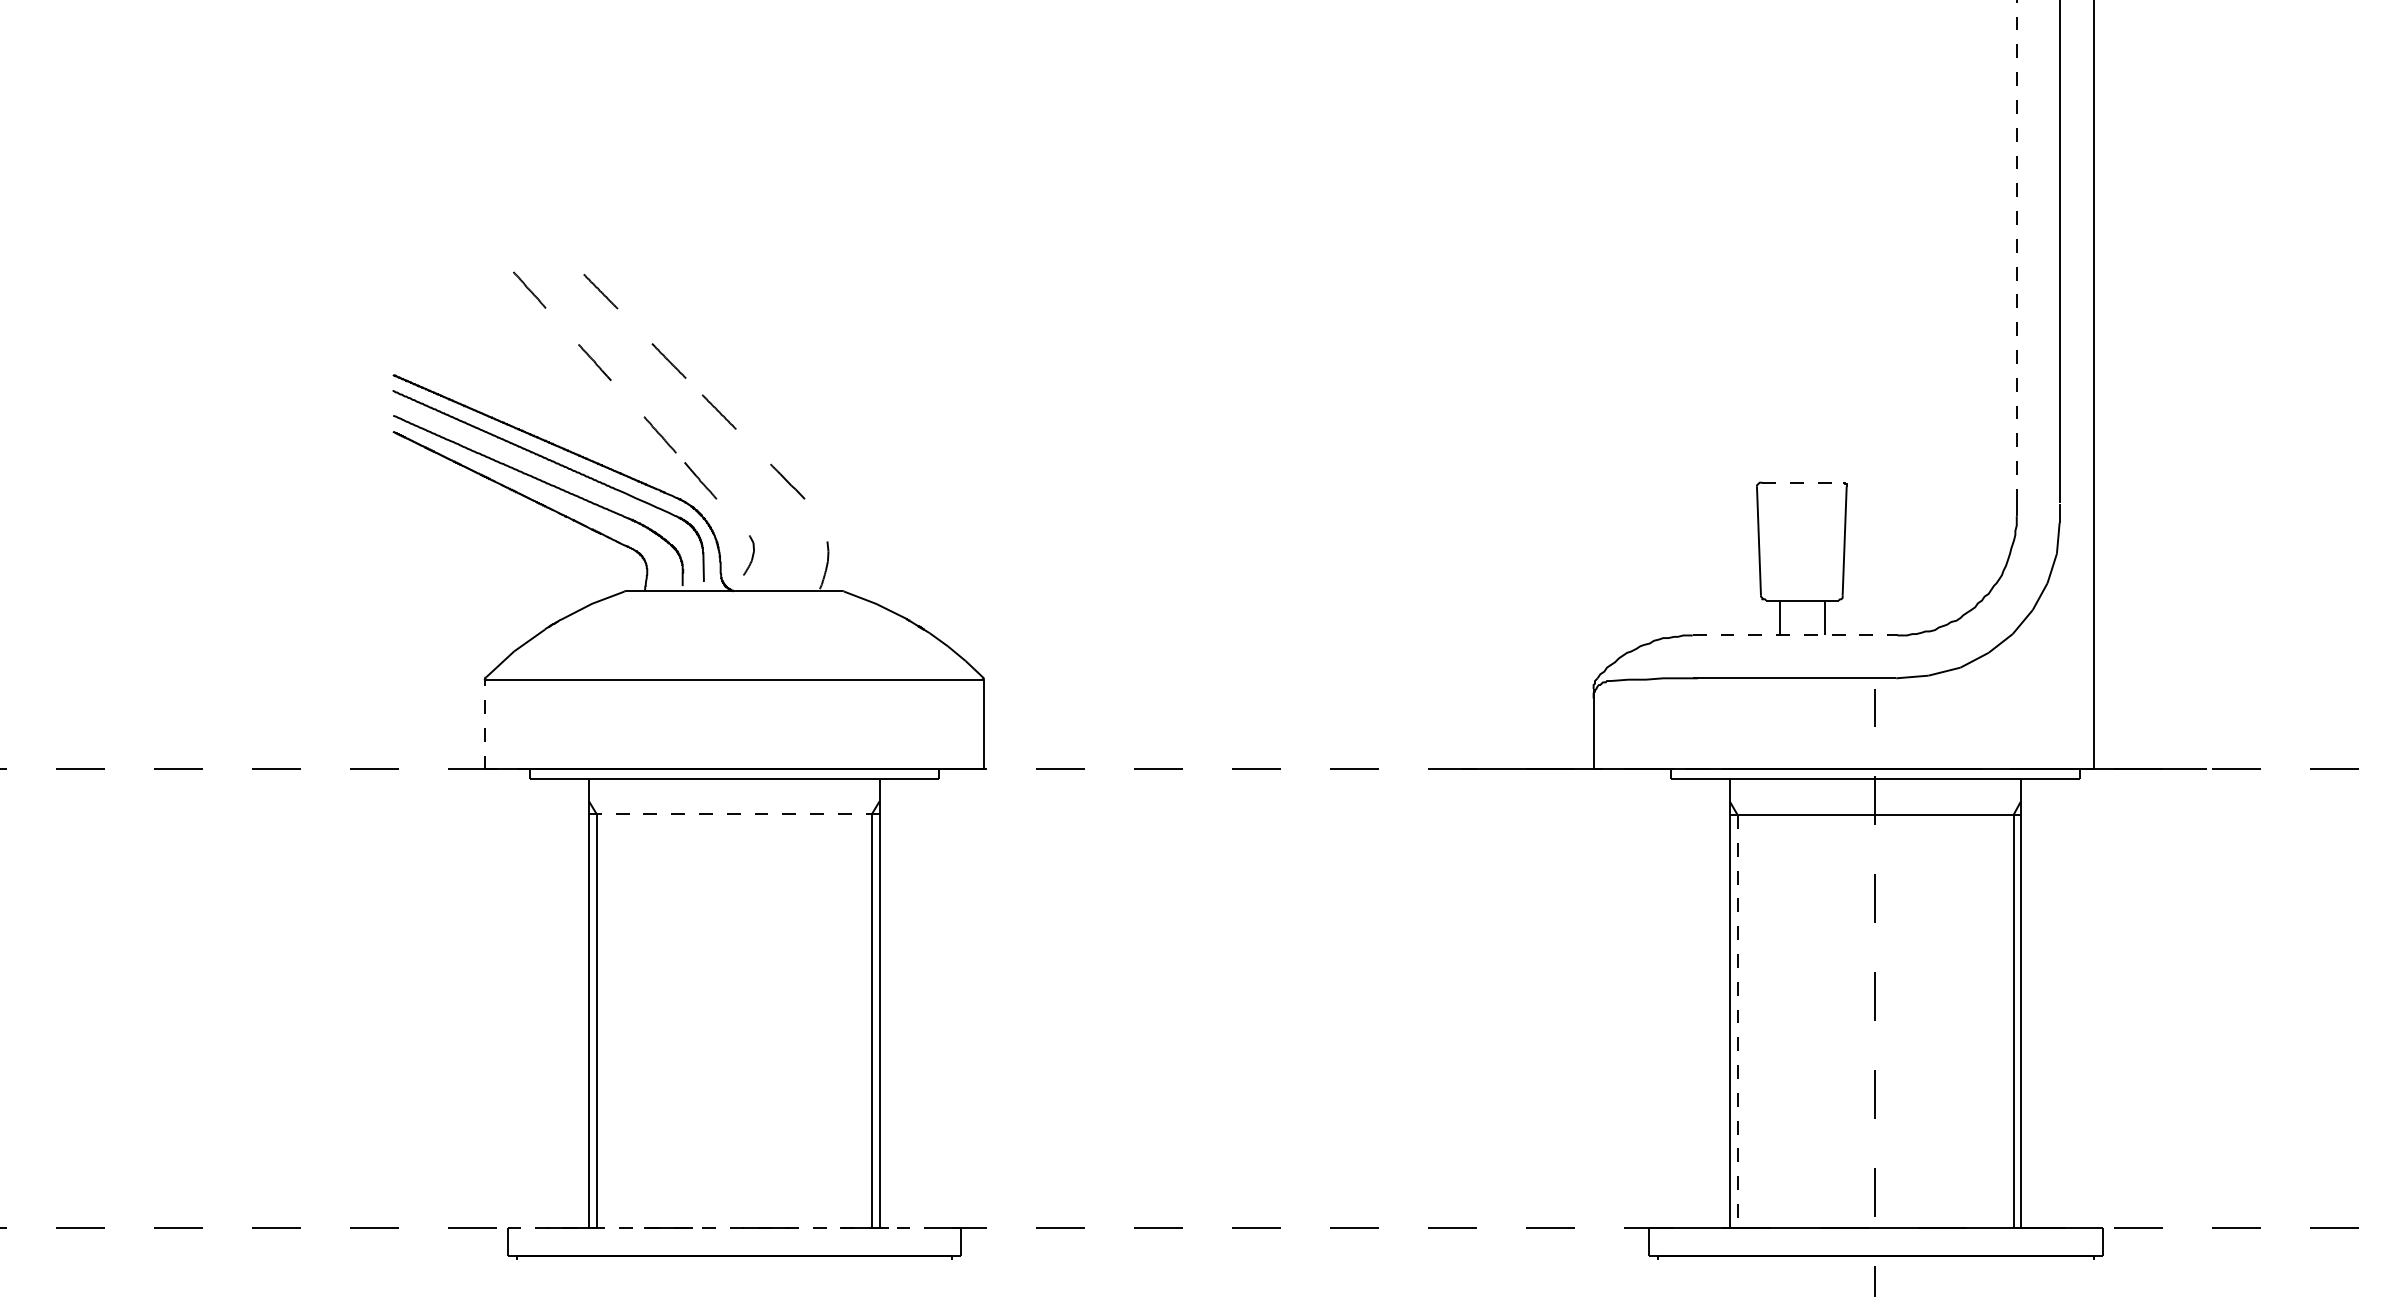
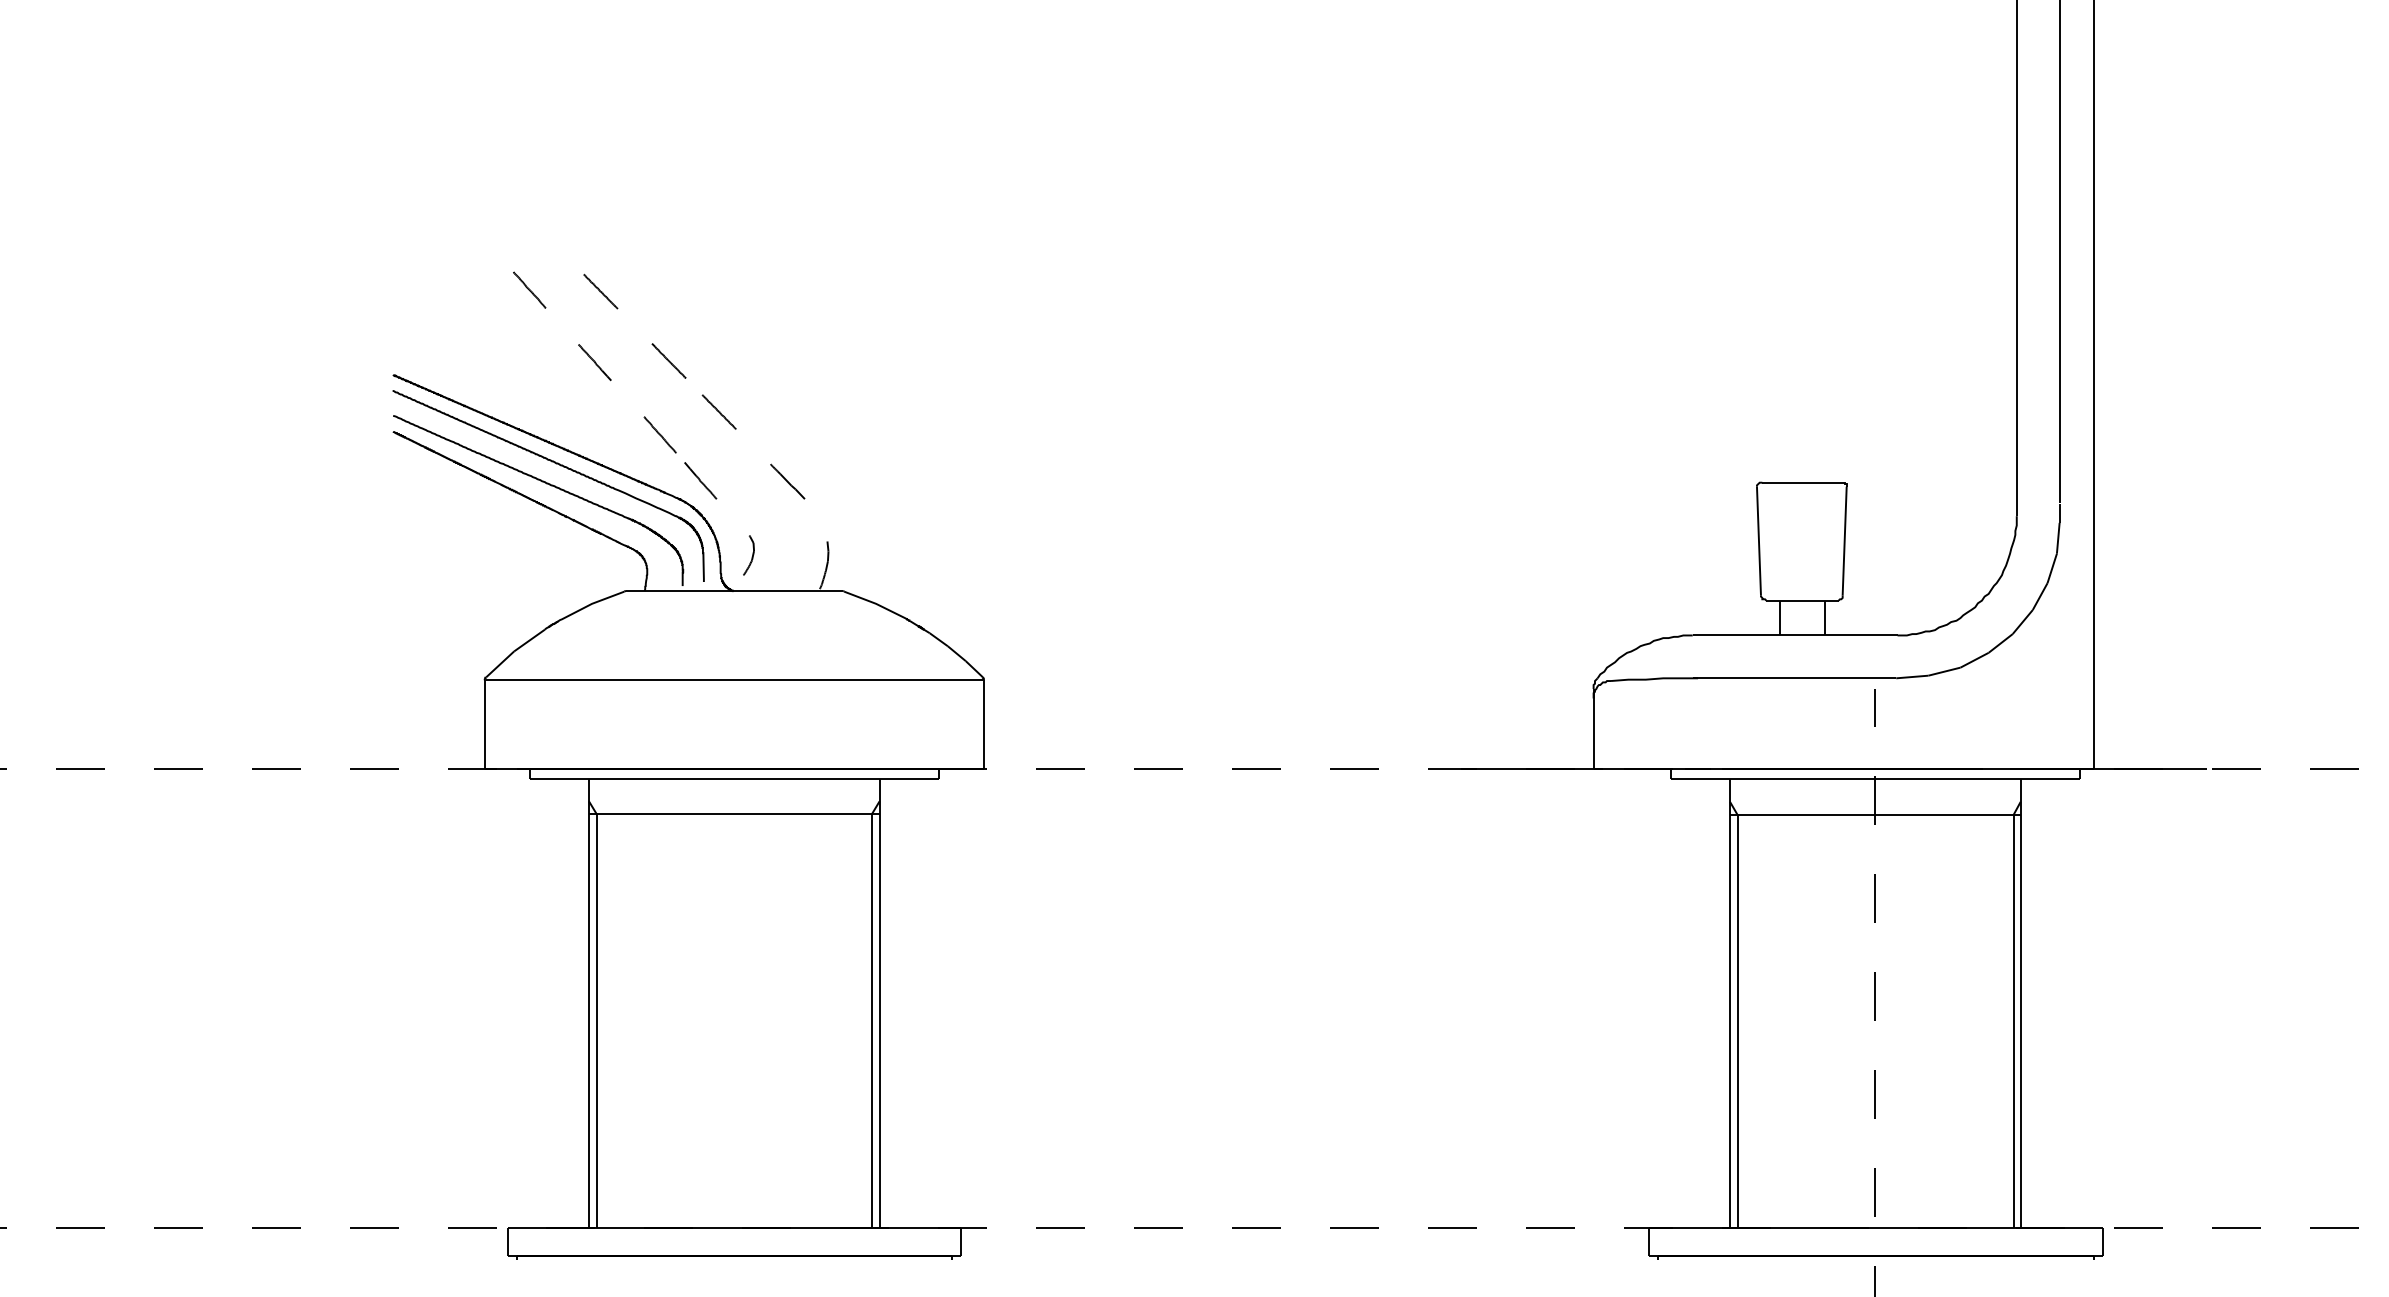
line: dashed -> solid (2016, 251)
line: dashed -> solid (1803, 482)
line: dashed -> solid (1795, 635)
line: dashed -> solid (484, 724)
line: dashed -> solid (733, 814)
line: dashed -> solid (1737, 1021)
line: dashed -> solid (734, 1228)
